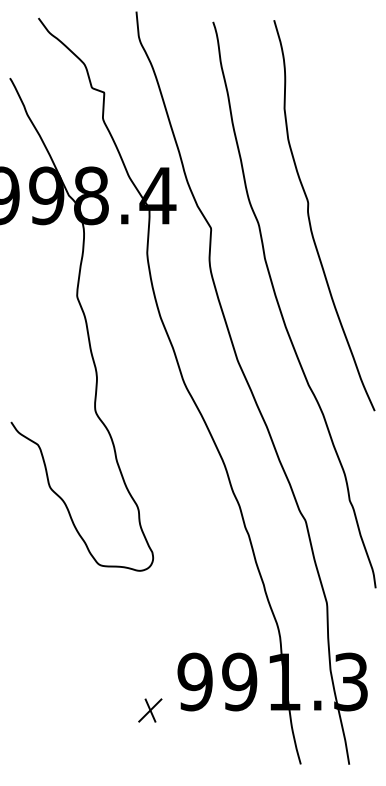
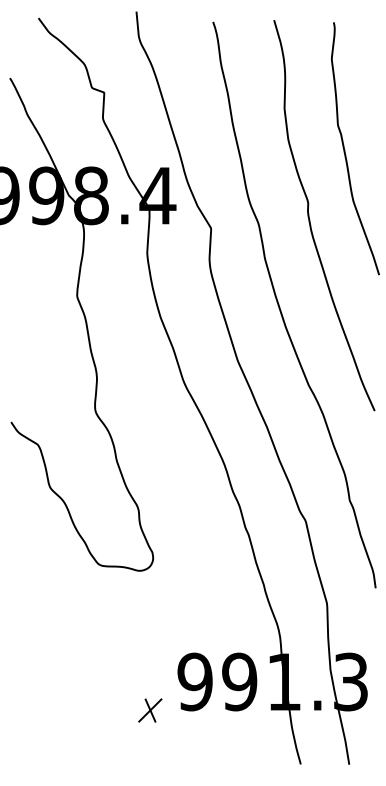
curve: none -> present (345, 150)
